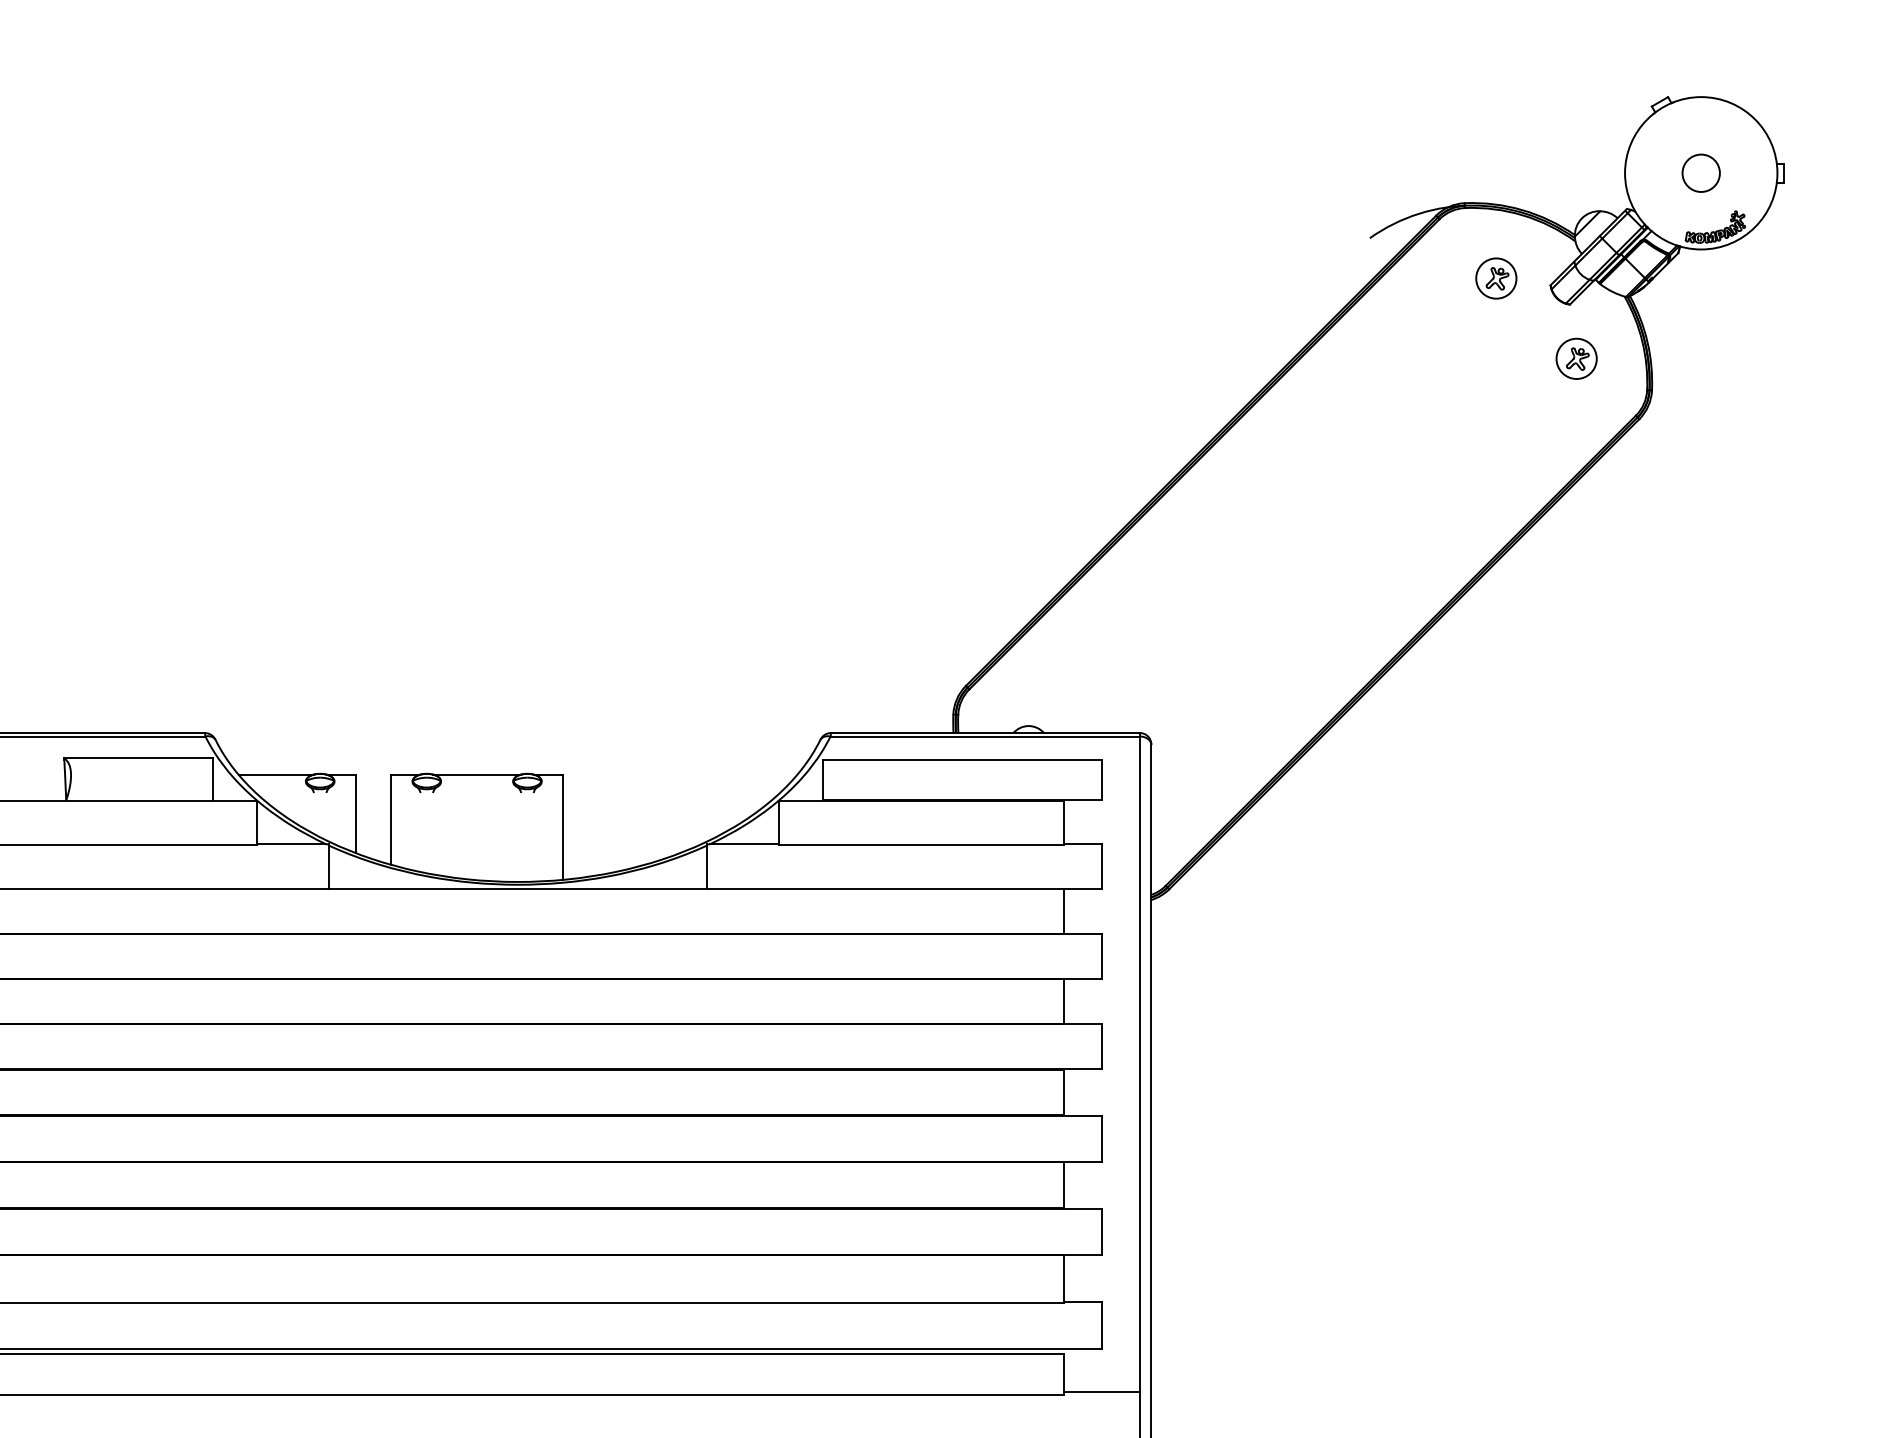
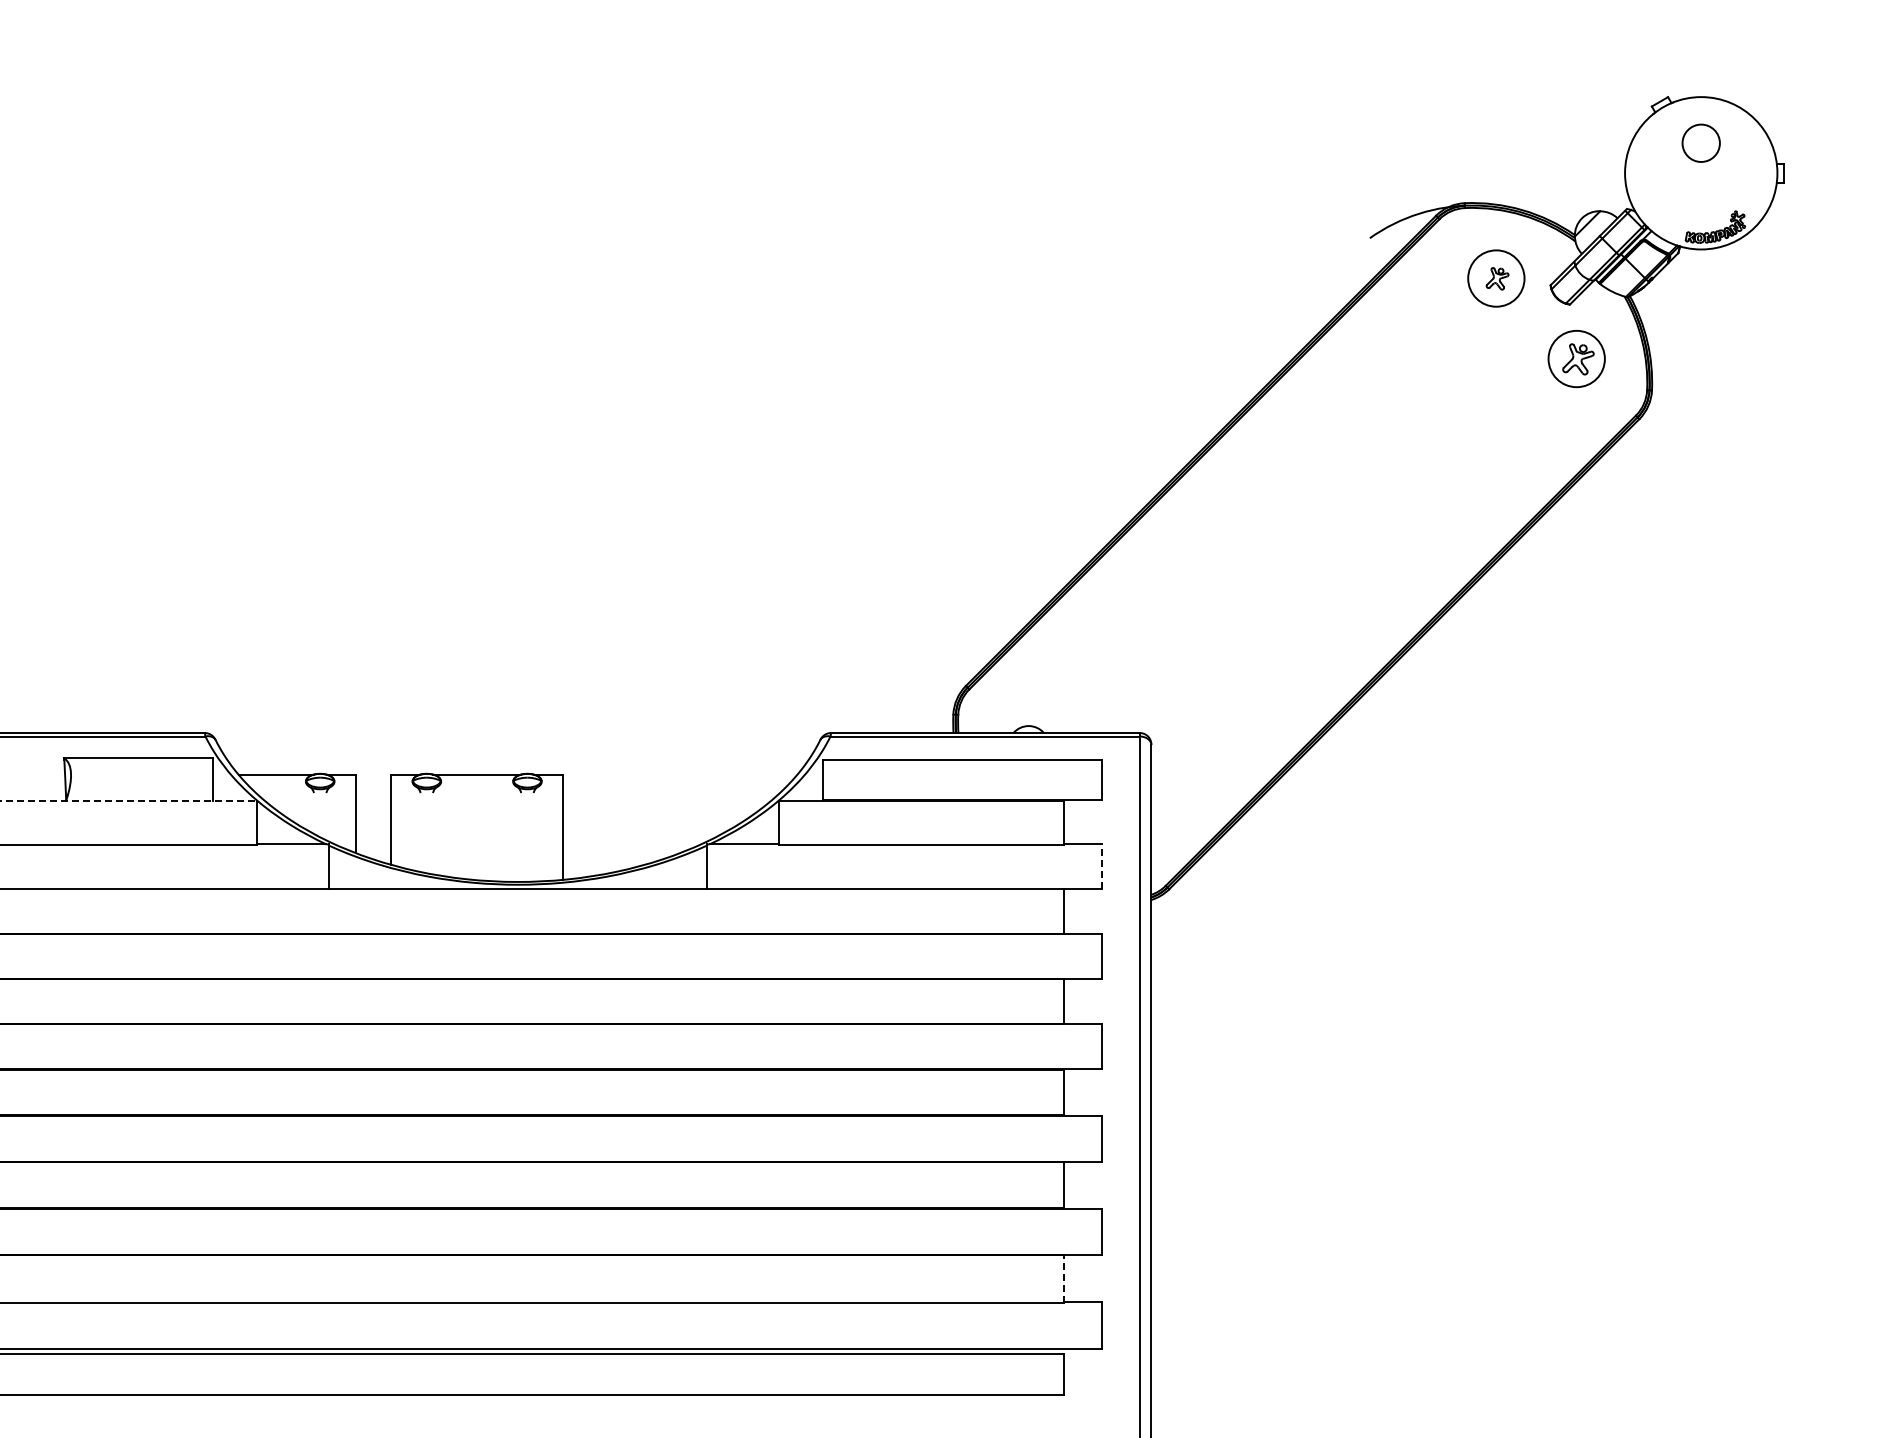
circle position: (1700, 172) -> (1700, 142) (1700, 142)
circle diameter: 40 px -> 56 px (1496, 278)
part size: 43x43 px -> 59x59 px (1576, 359)
line: solid -> dashed (128, 800)
line: solid -> dashed (1101, 866)
line: solid -> dashed (1064, 1278)
line: present -> none (1101, 1391)
